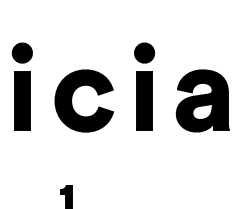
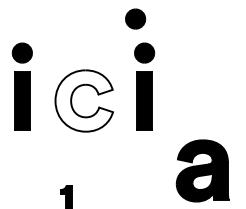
part: none -> present (135, 18)
fill: present -> none (83, 100)
part position: (202, 100) -> (202, 170) (202, 170)
